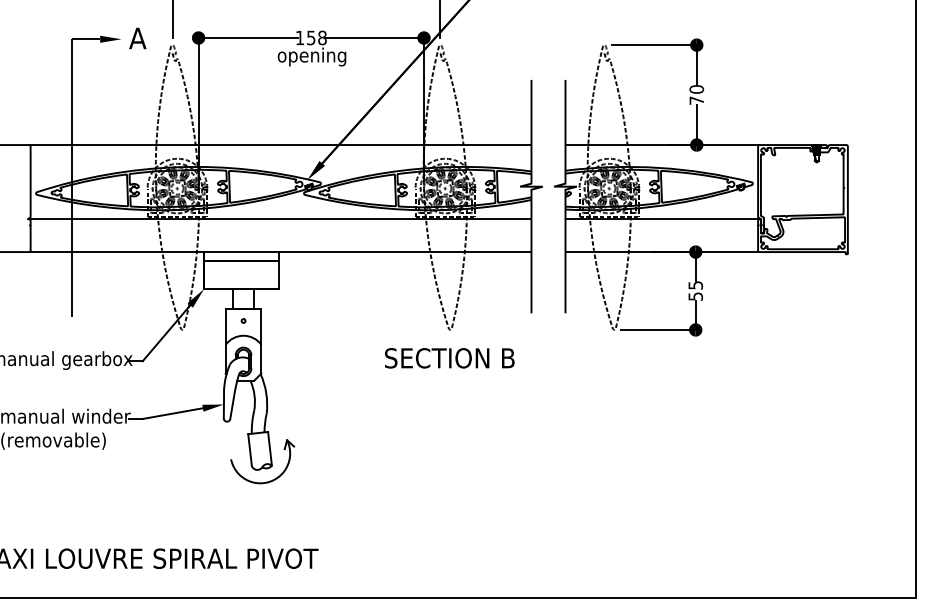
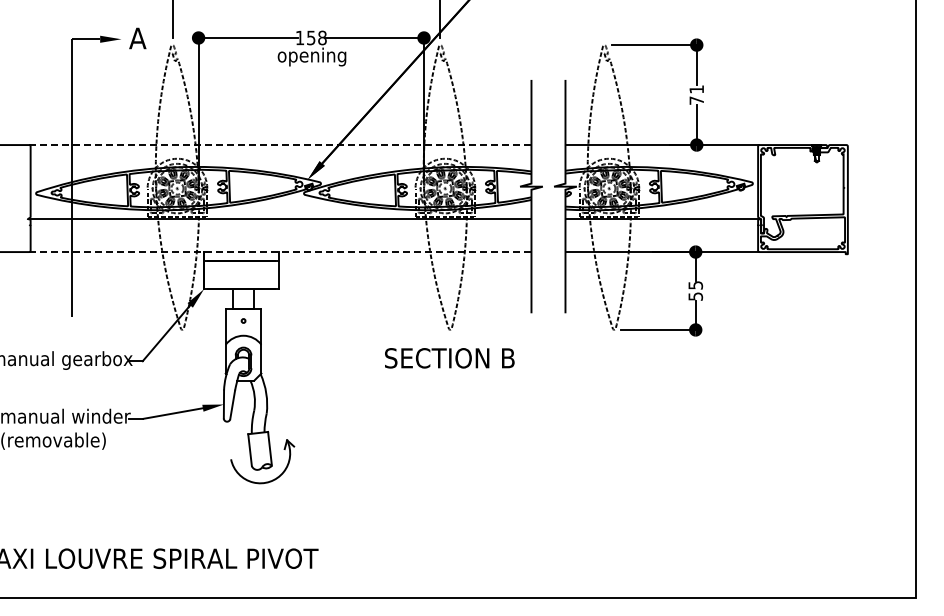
text: 70 -> 71 (696, 89)
line: solid -> dashed (280, 145)
line: solid -> dashed (280, 252)
